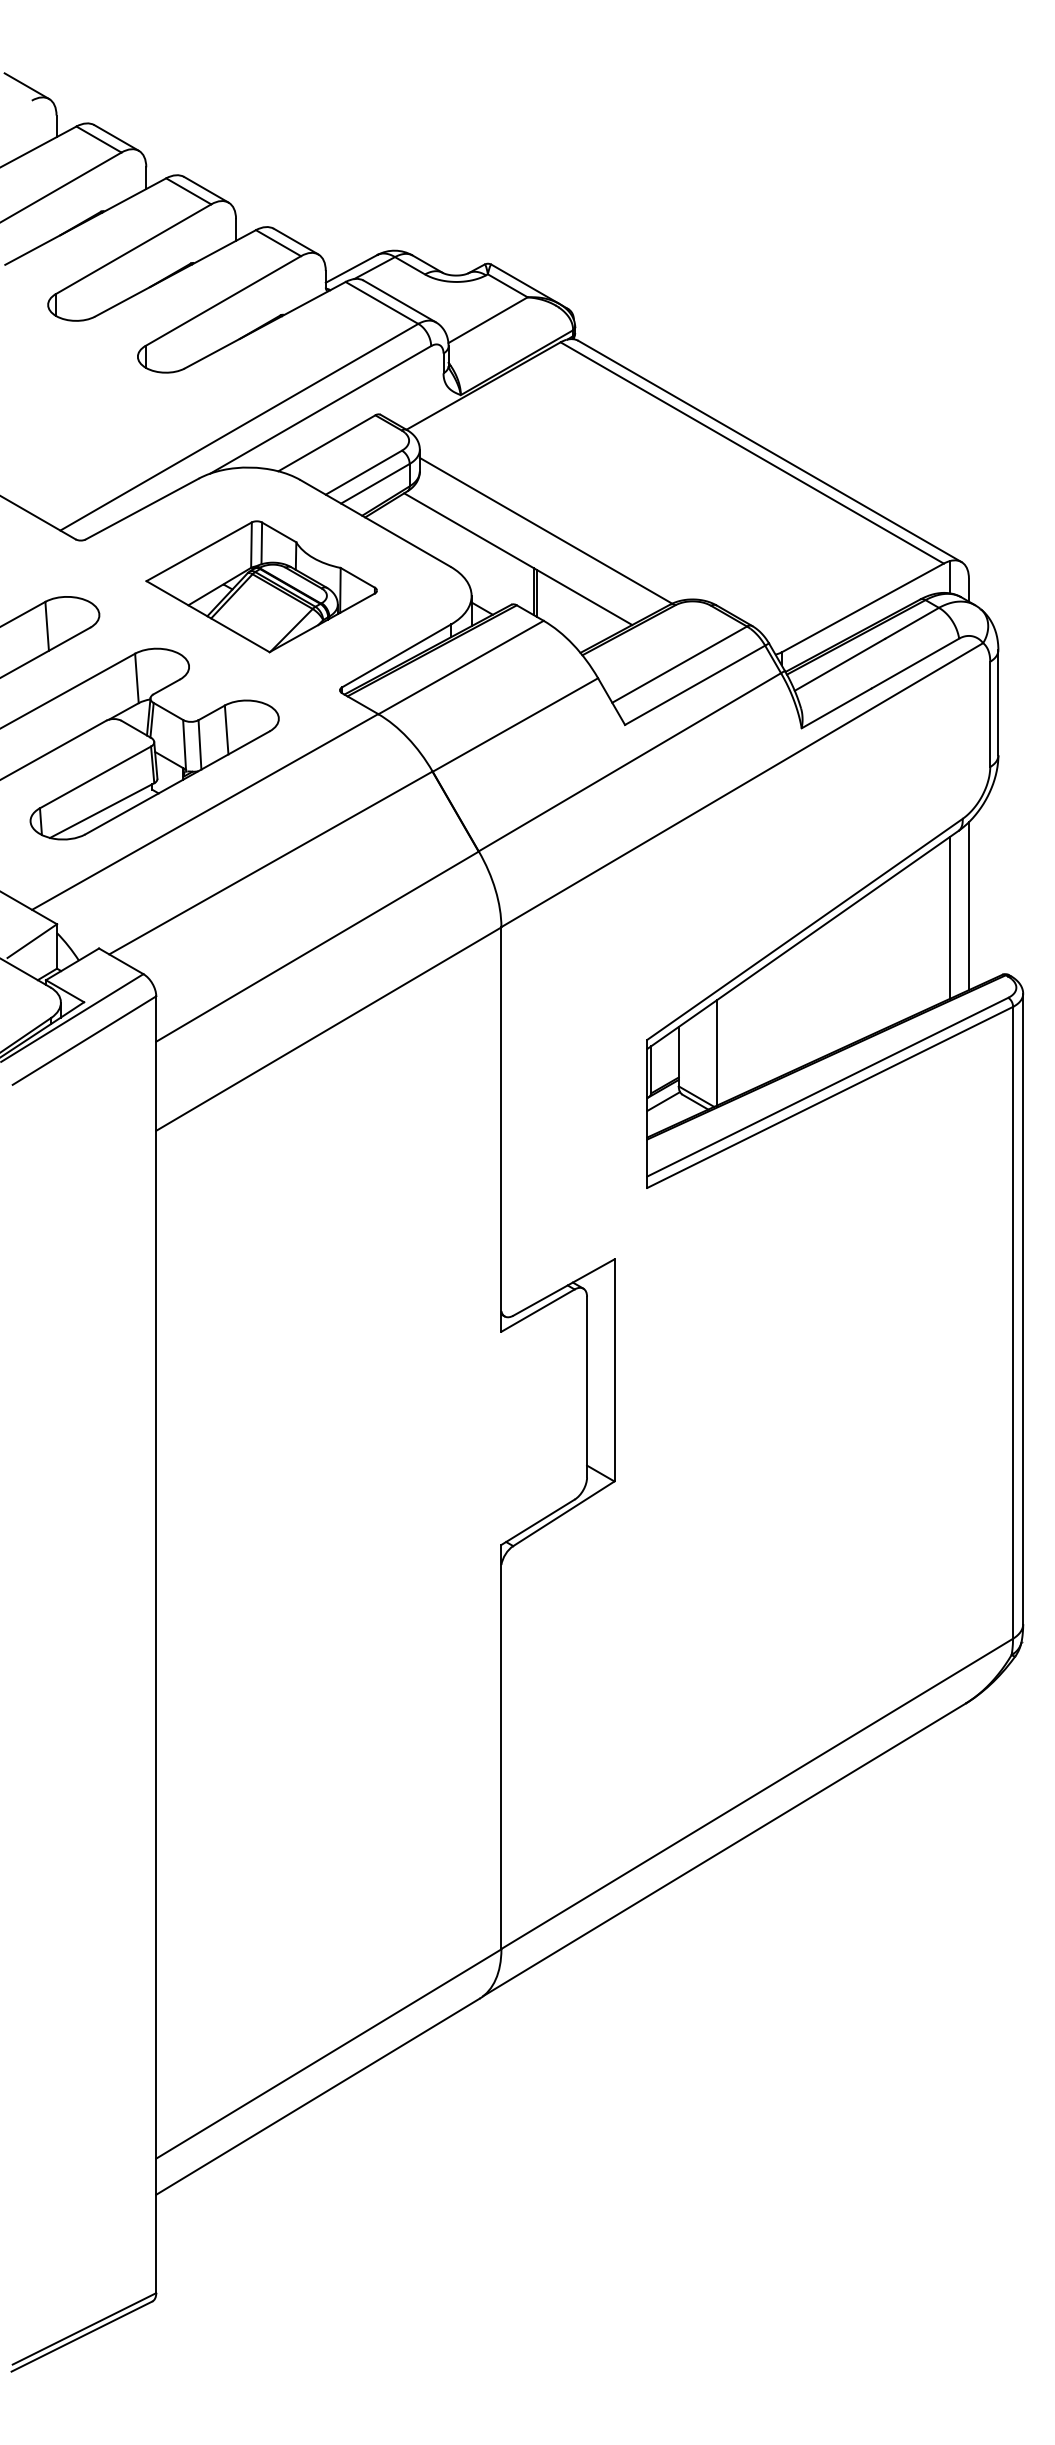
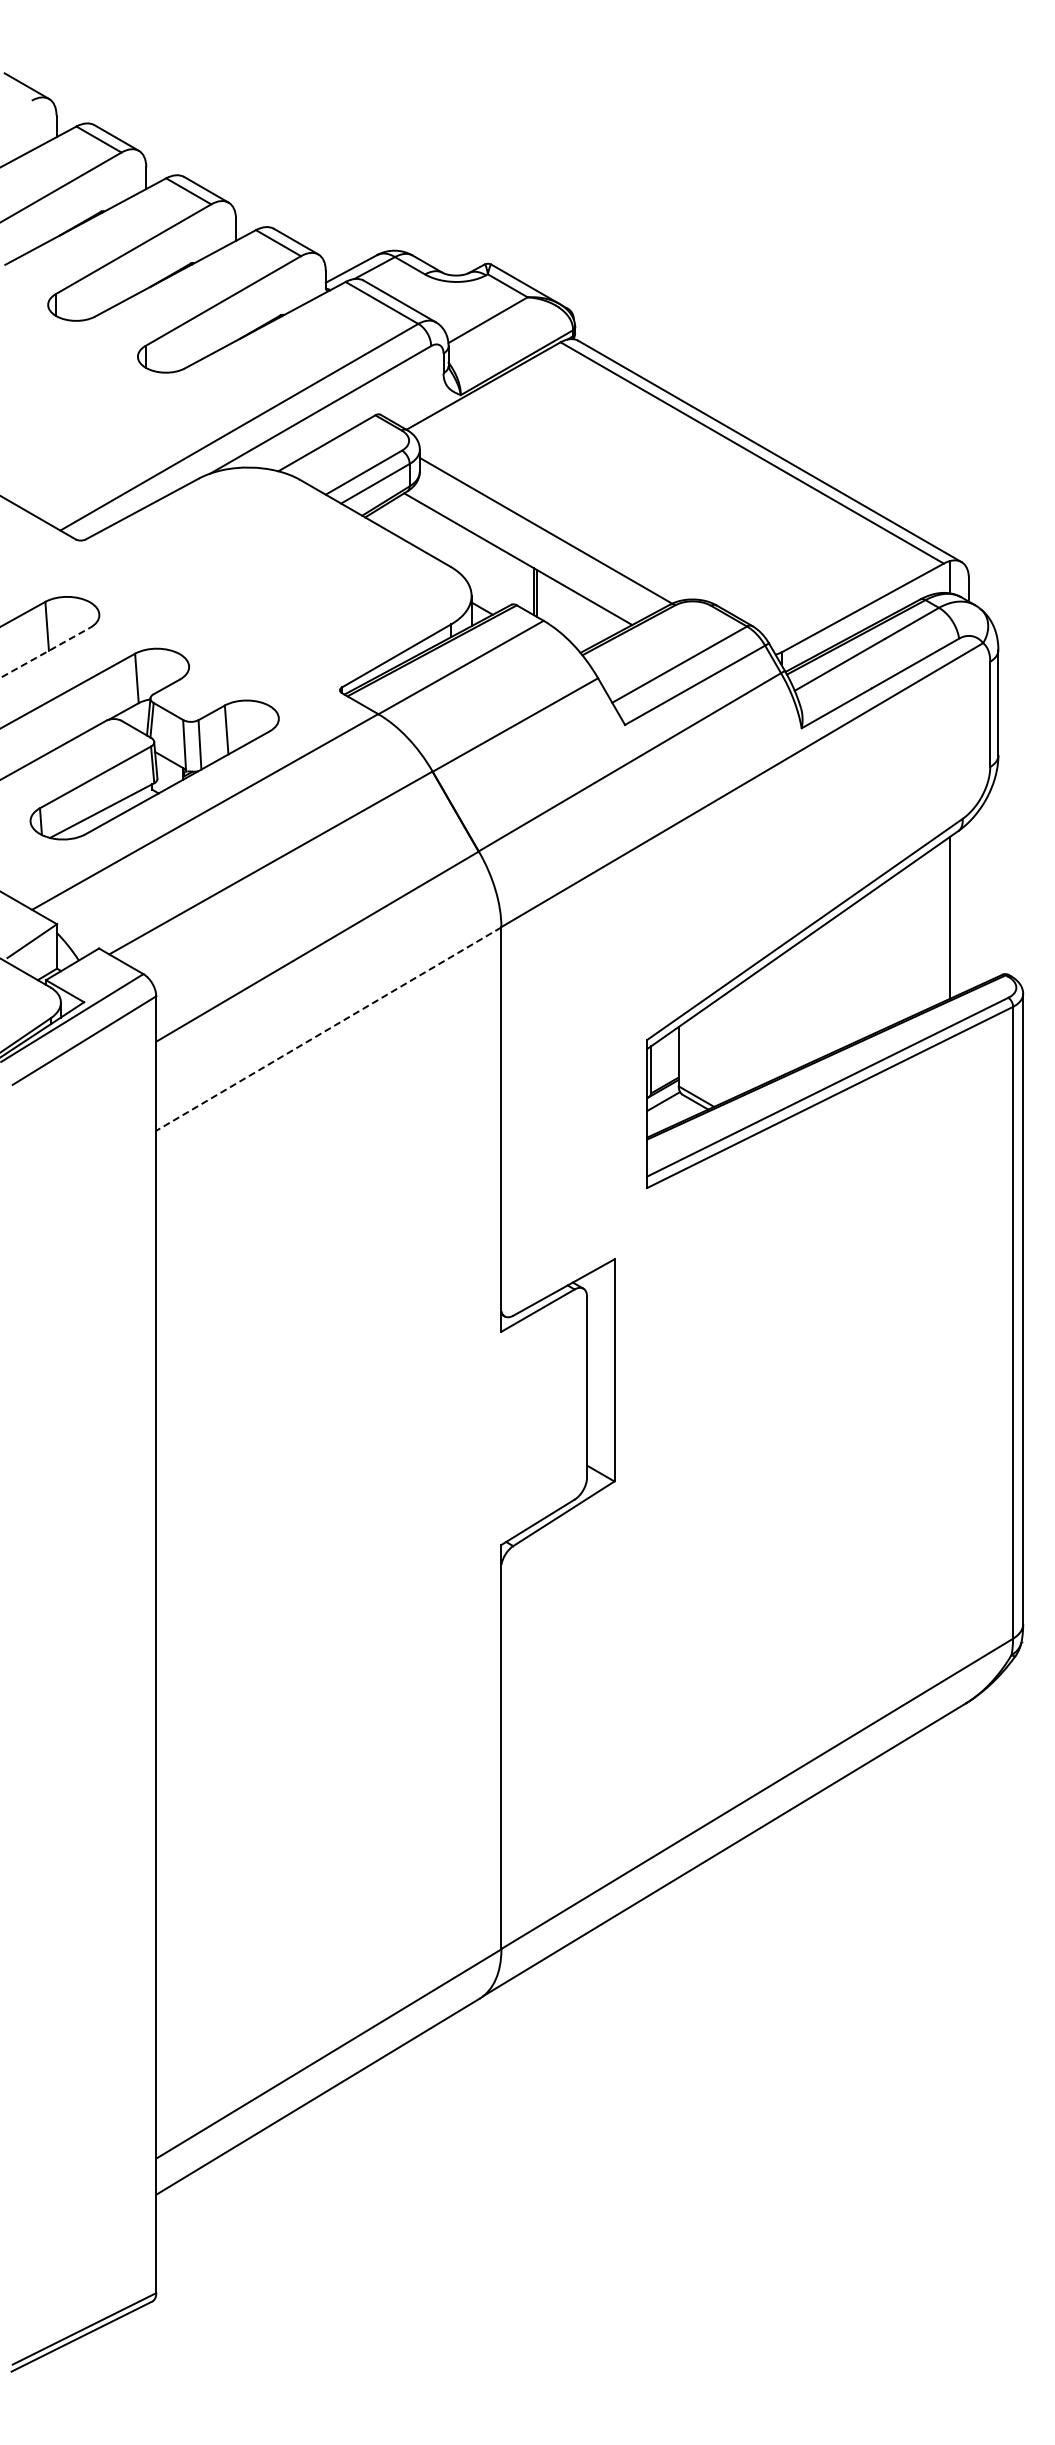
part: present -> none (261, 586)
line: solid -> dashed (45, 652)
line: present -> none (968, 906)
line: solid -> dashed (328, 1029)
line: present -> none (717, 1052)
